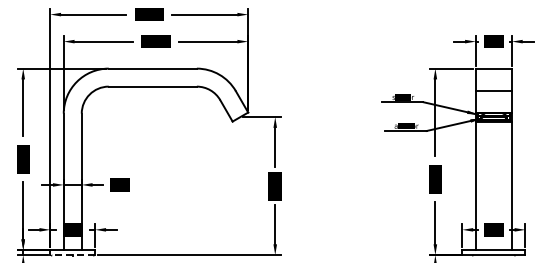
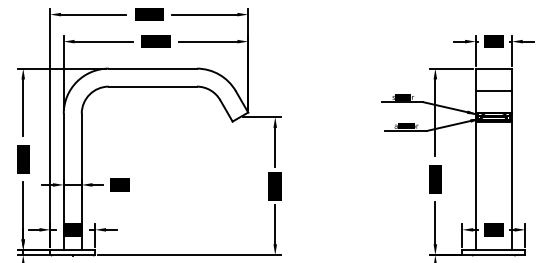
line: dashed -> solid (72, 255)
